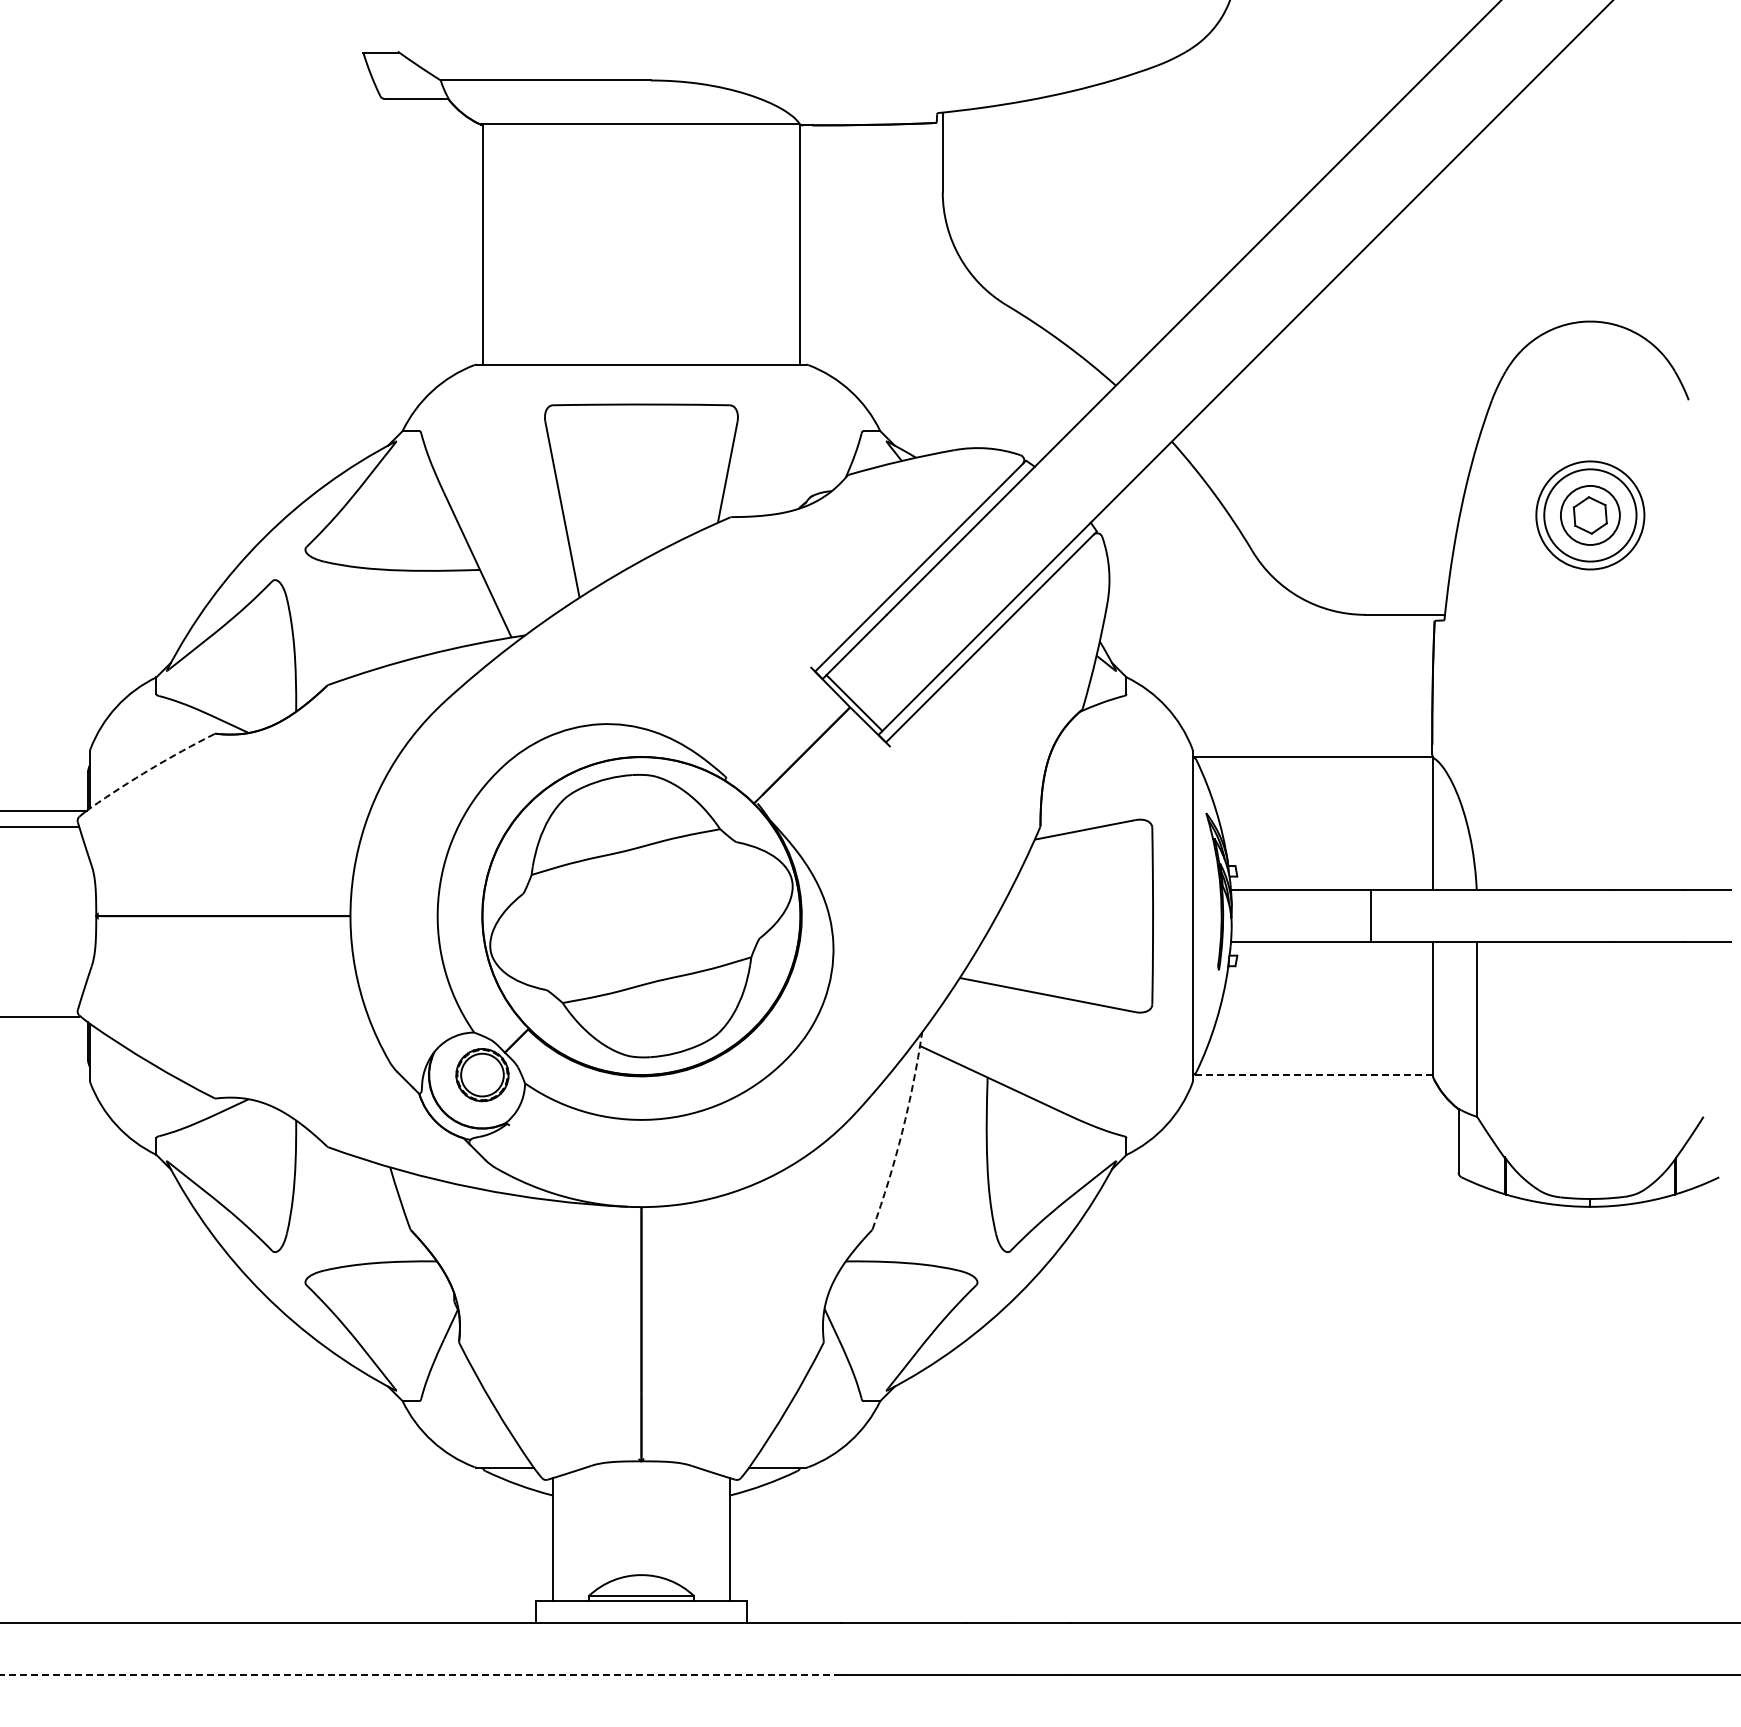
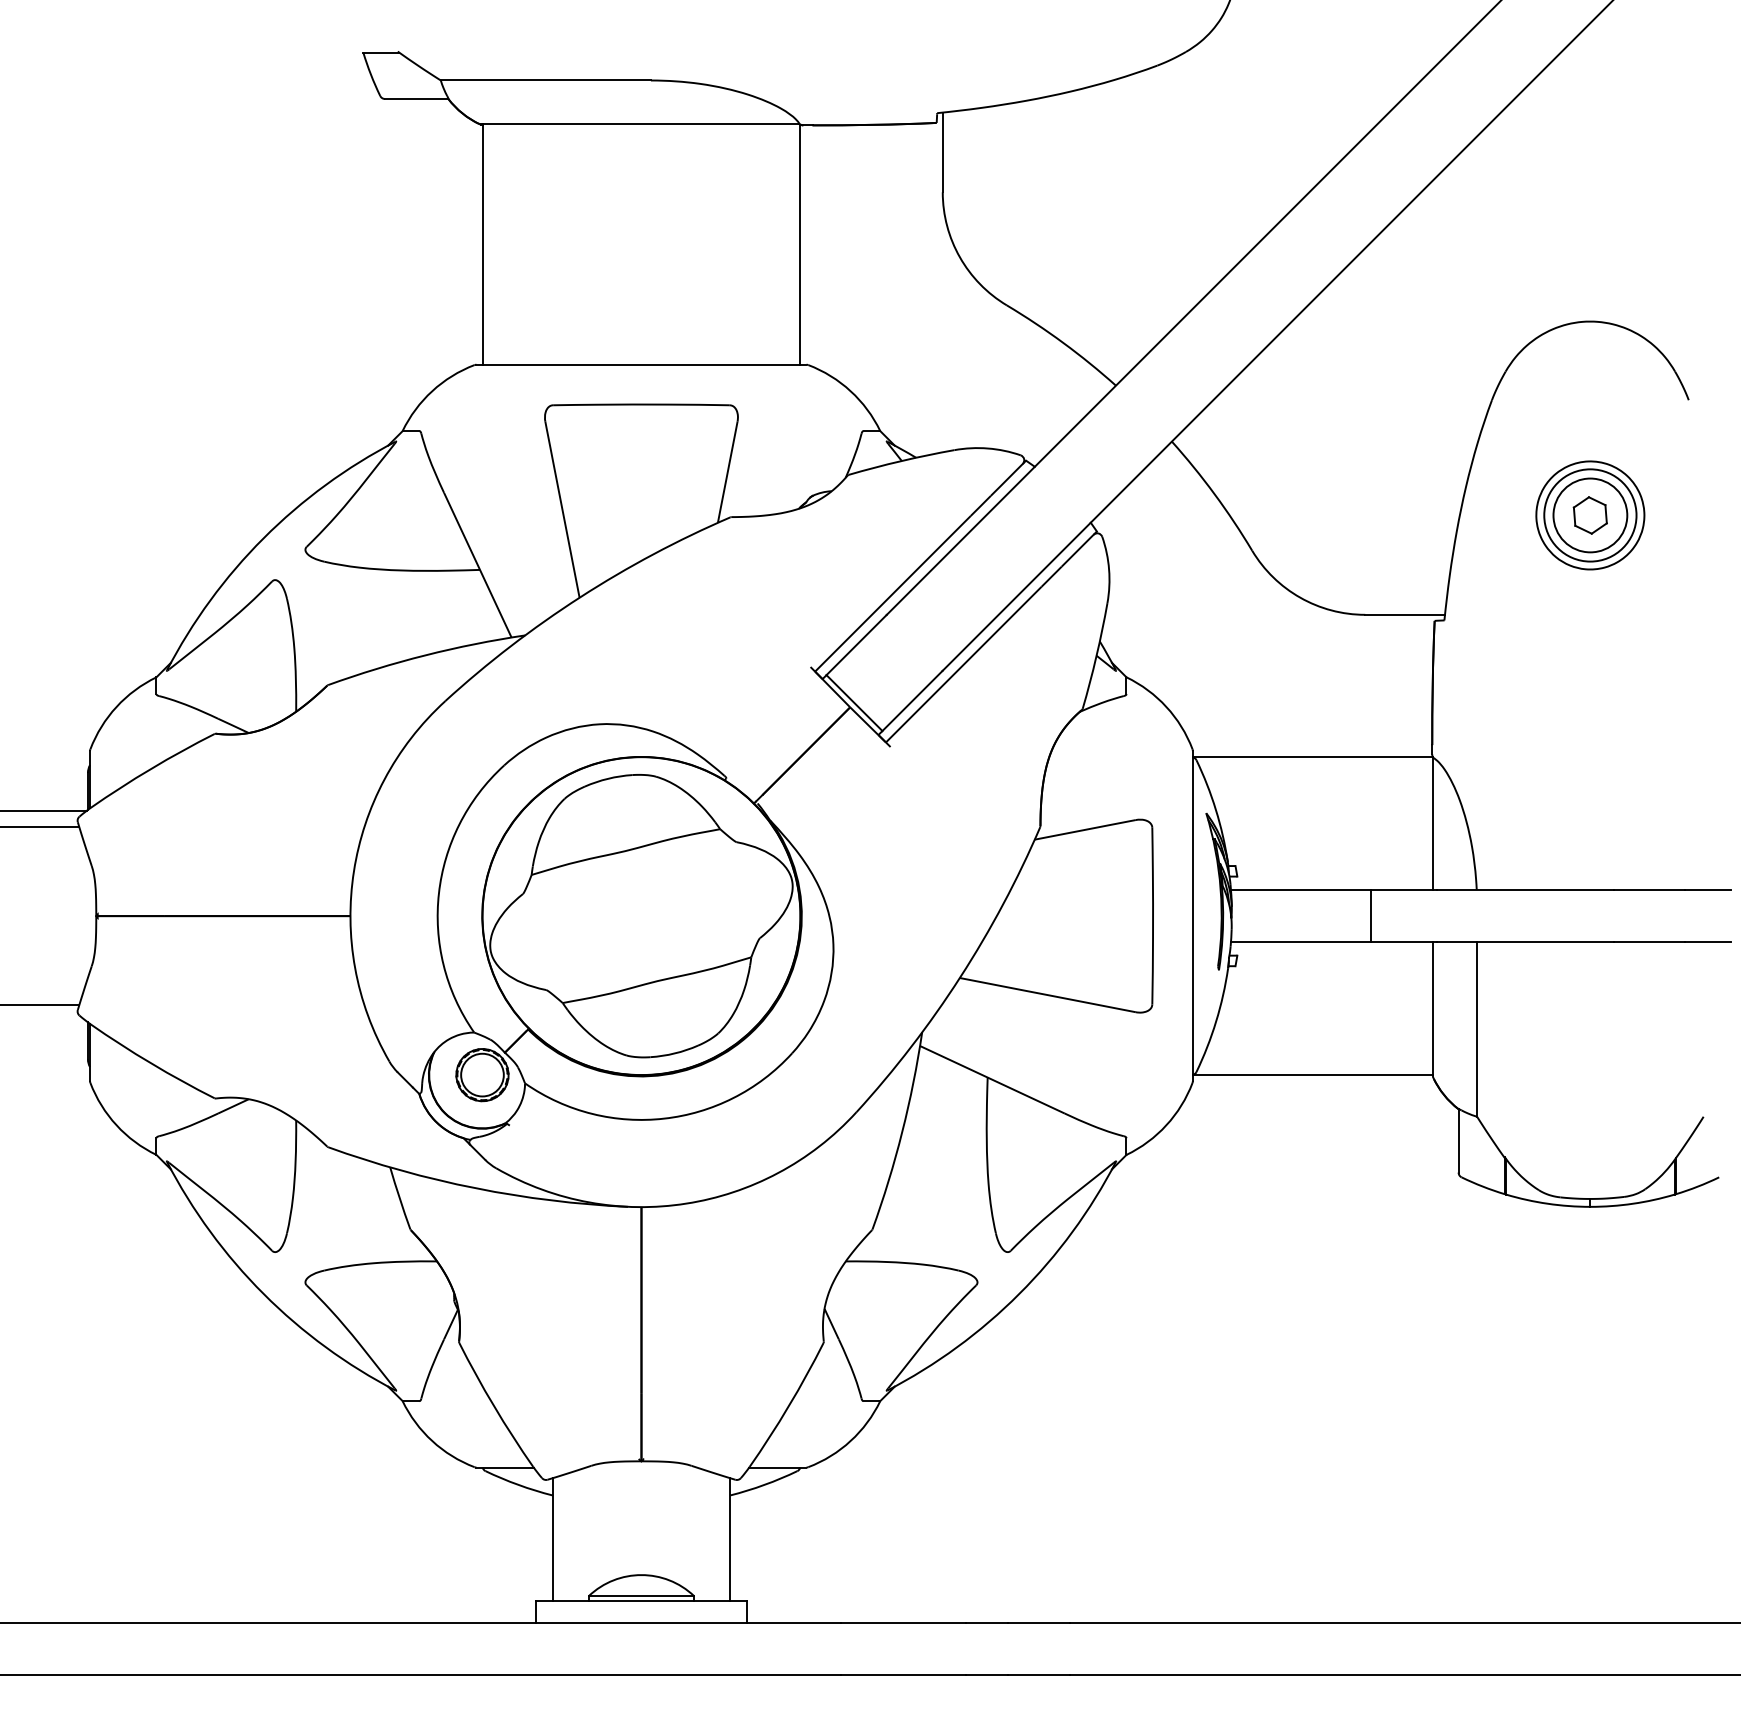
circle diameter: 59 px -> 74 px (1590, 515)
arc: dashed -> solid (151, 768)
line position: (40, 1016) -> (40, 1004) (40, 1004)
line: dashed -> solid (1312, 1075)
arc: dashed -> solid (902, 1132)
line: dashed -> solid (419, 1675)
